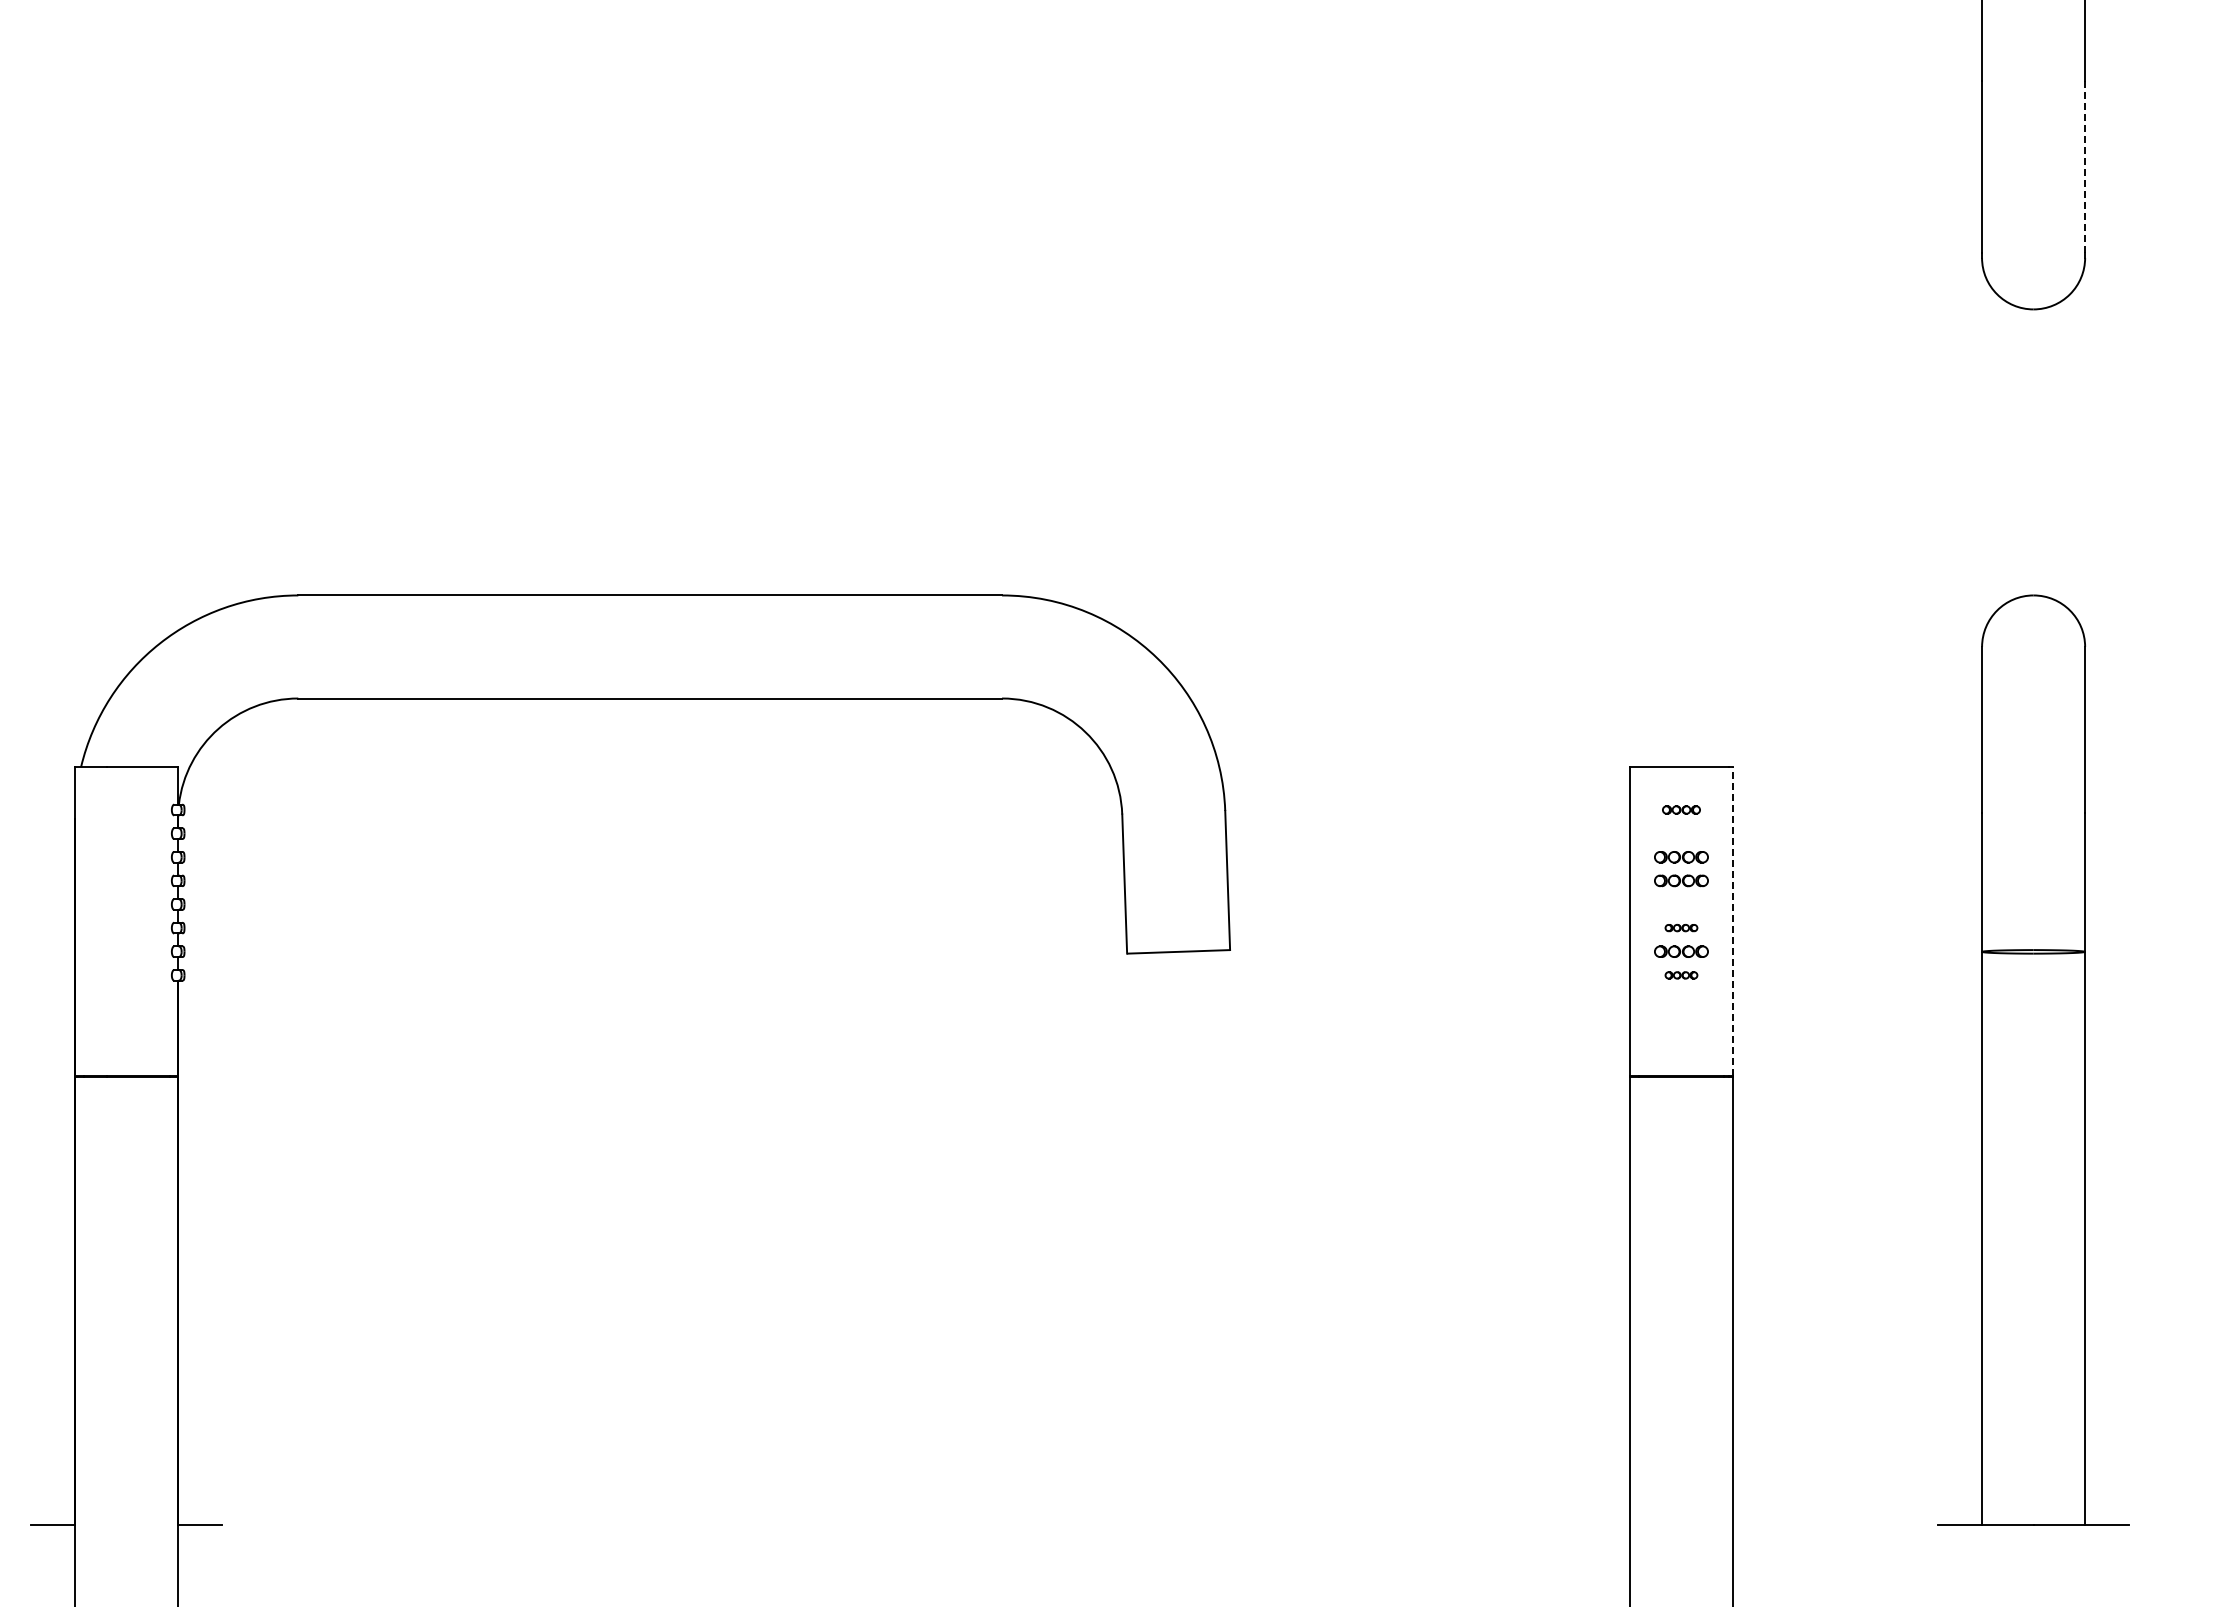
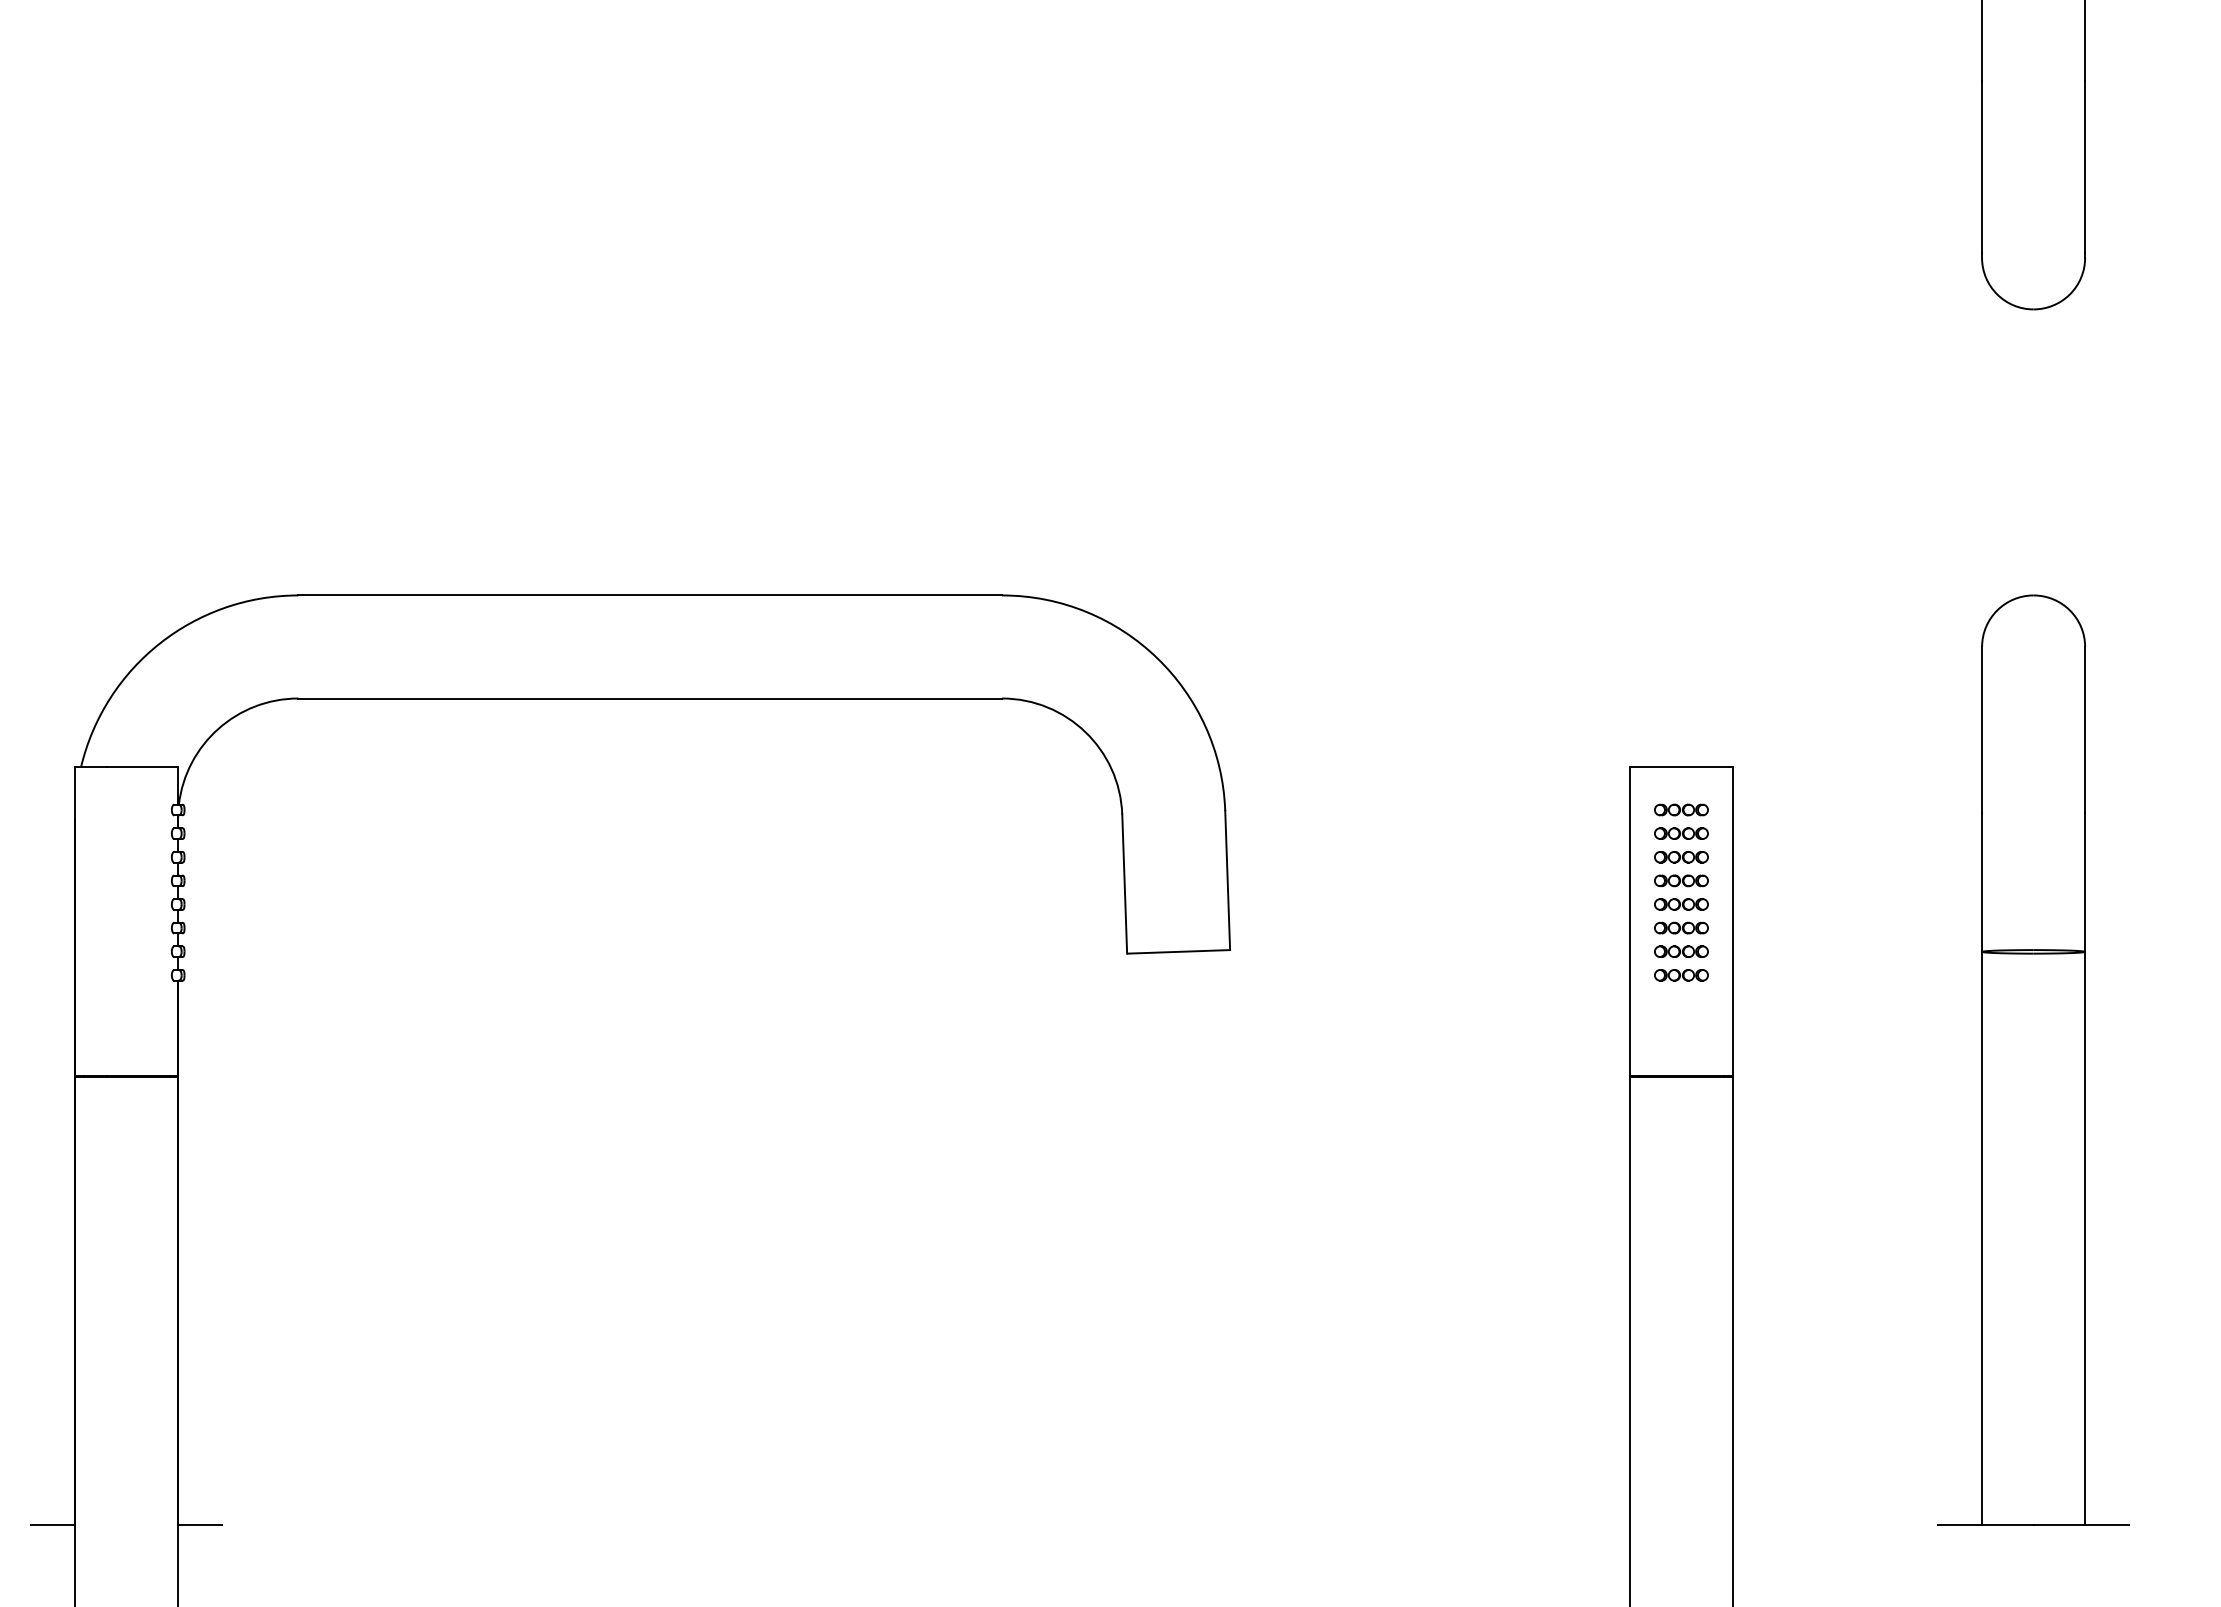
line: dashed -> solid (2085, 167)
part size: 39x10 px -> 55x14 px (1681, 809)
part: none -> present (1681, 833)
part: none -> present (1681, 904)
line: dashed -> solid (1733, 921)
part size: 35x9 px -> 55x14 px (1681, 927)
part size: 35x9 px -> 55x13 px (1681, 975)
